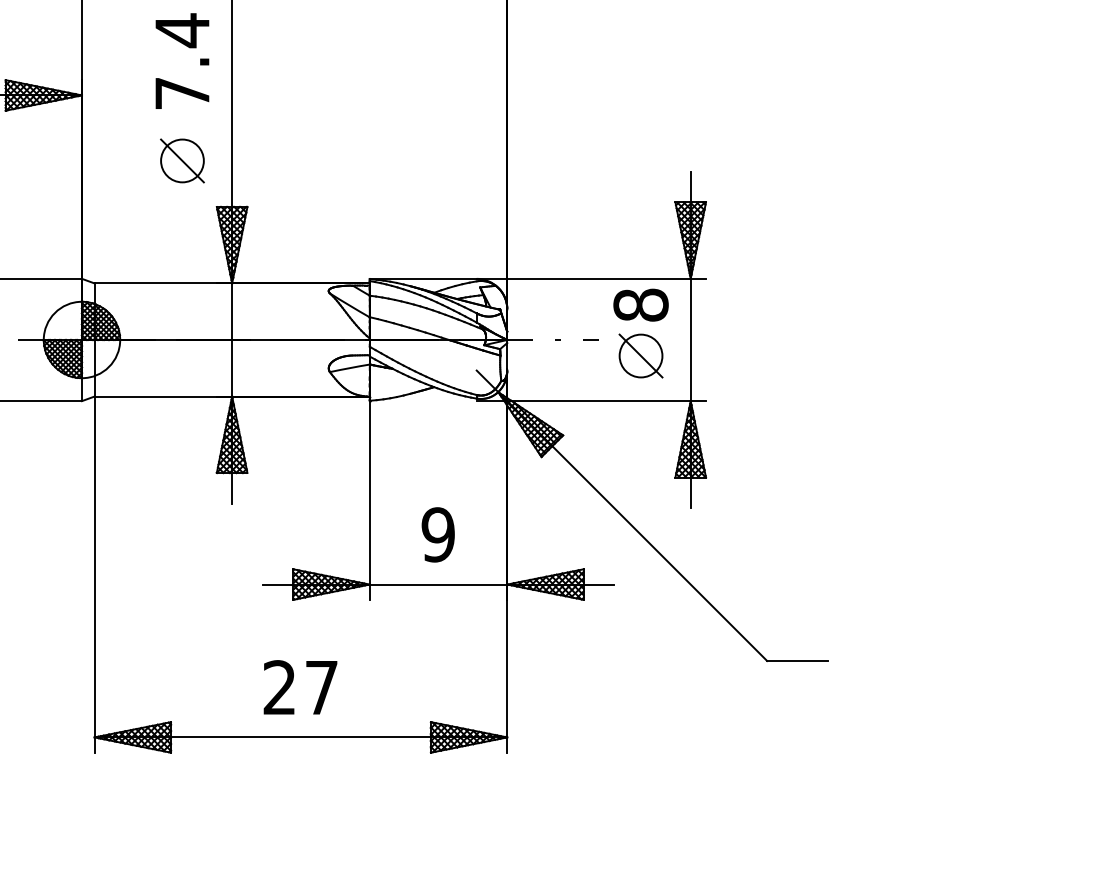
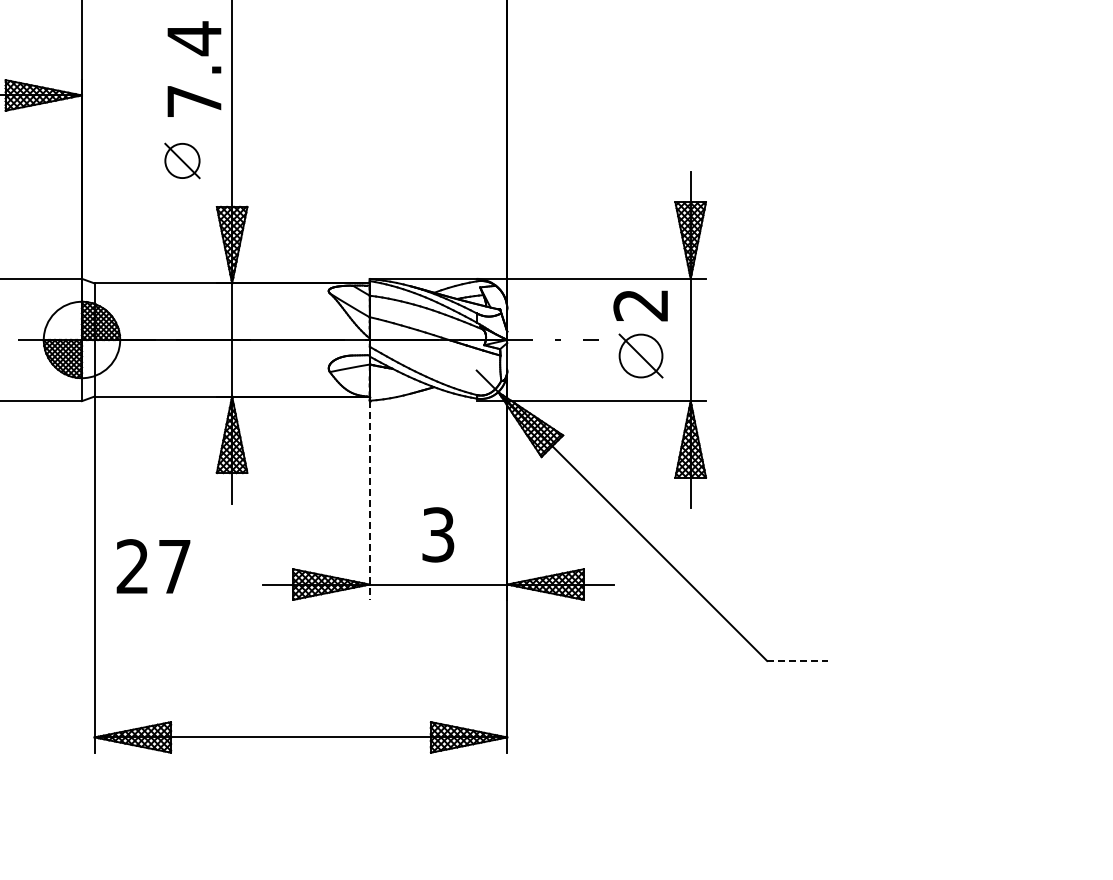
text position: (182, 60) -> (194, 68) (194, 68)
part size: 45x46 px -> 37x38 px (182, 160)
text: 8 -> 2 (640, 304)
line: solid -> dashed (369, 500)
text: 9 -> 3 (437, 534)
line: solid -> dashed (798, 660)
text position: (300, 687) -> (153, 566) (153, 566)
